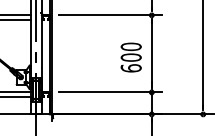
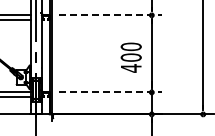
line: solid -> dashed (111, 15)
text: 600 -> 400 (130, 68)
line: solid -> dashed (111, 92)
